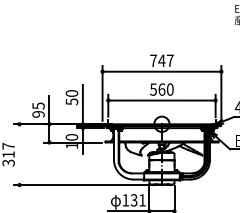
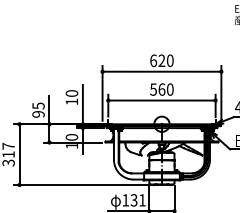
text: 747 -> 620 (161, 60)
text: 50 -> 10 (71, 101)
line: none -> present (19, 154)
